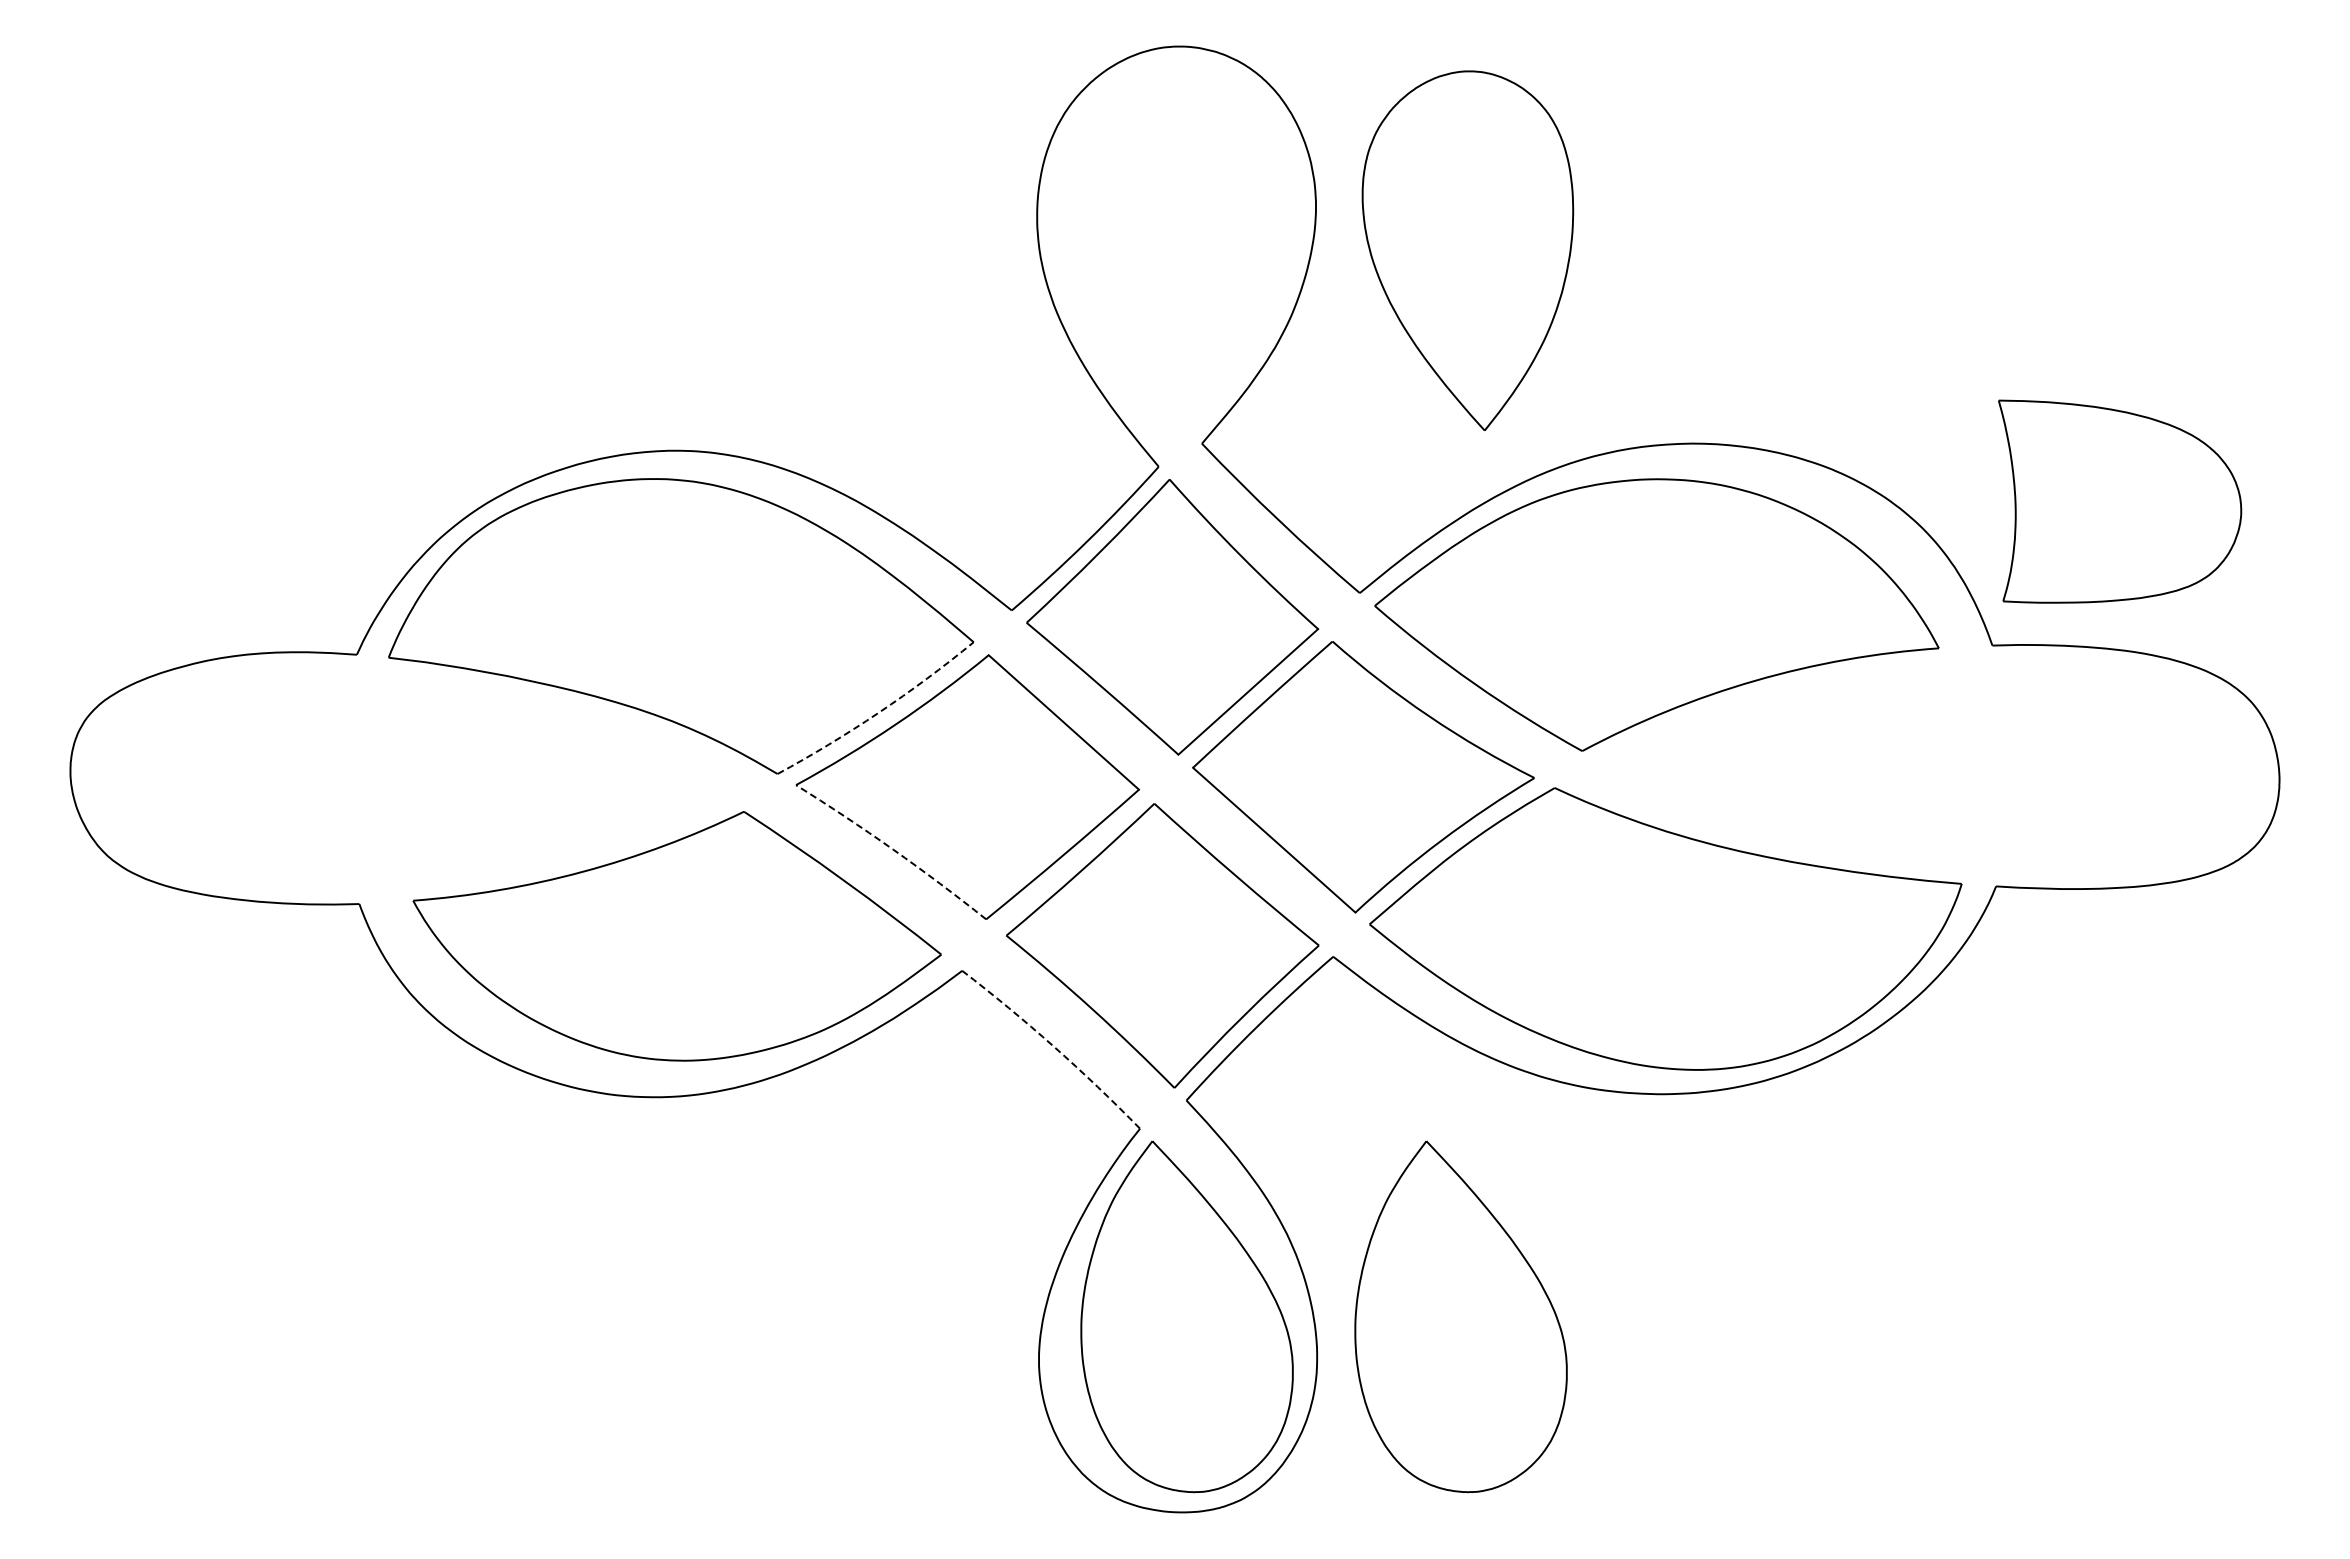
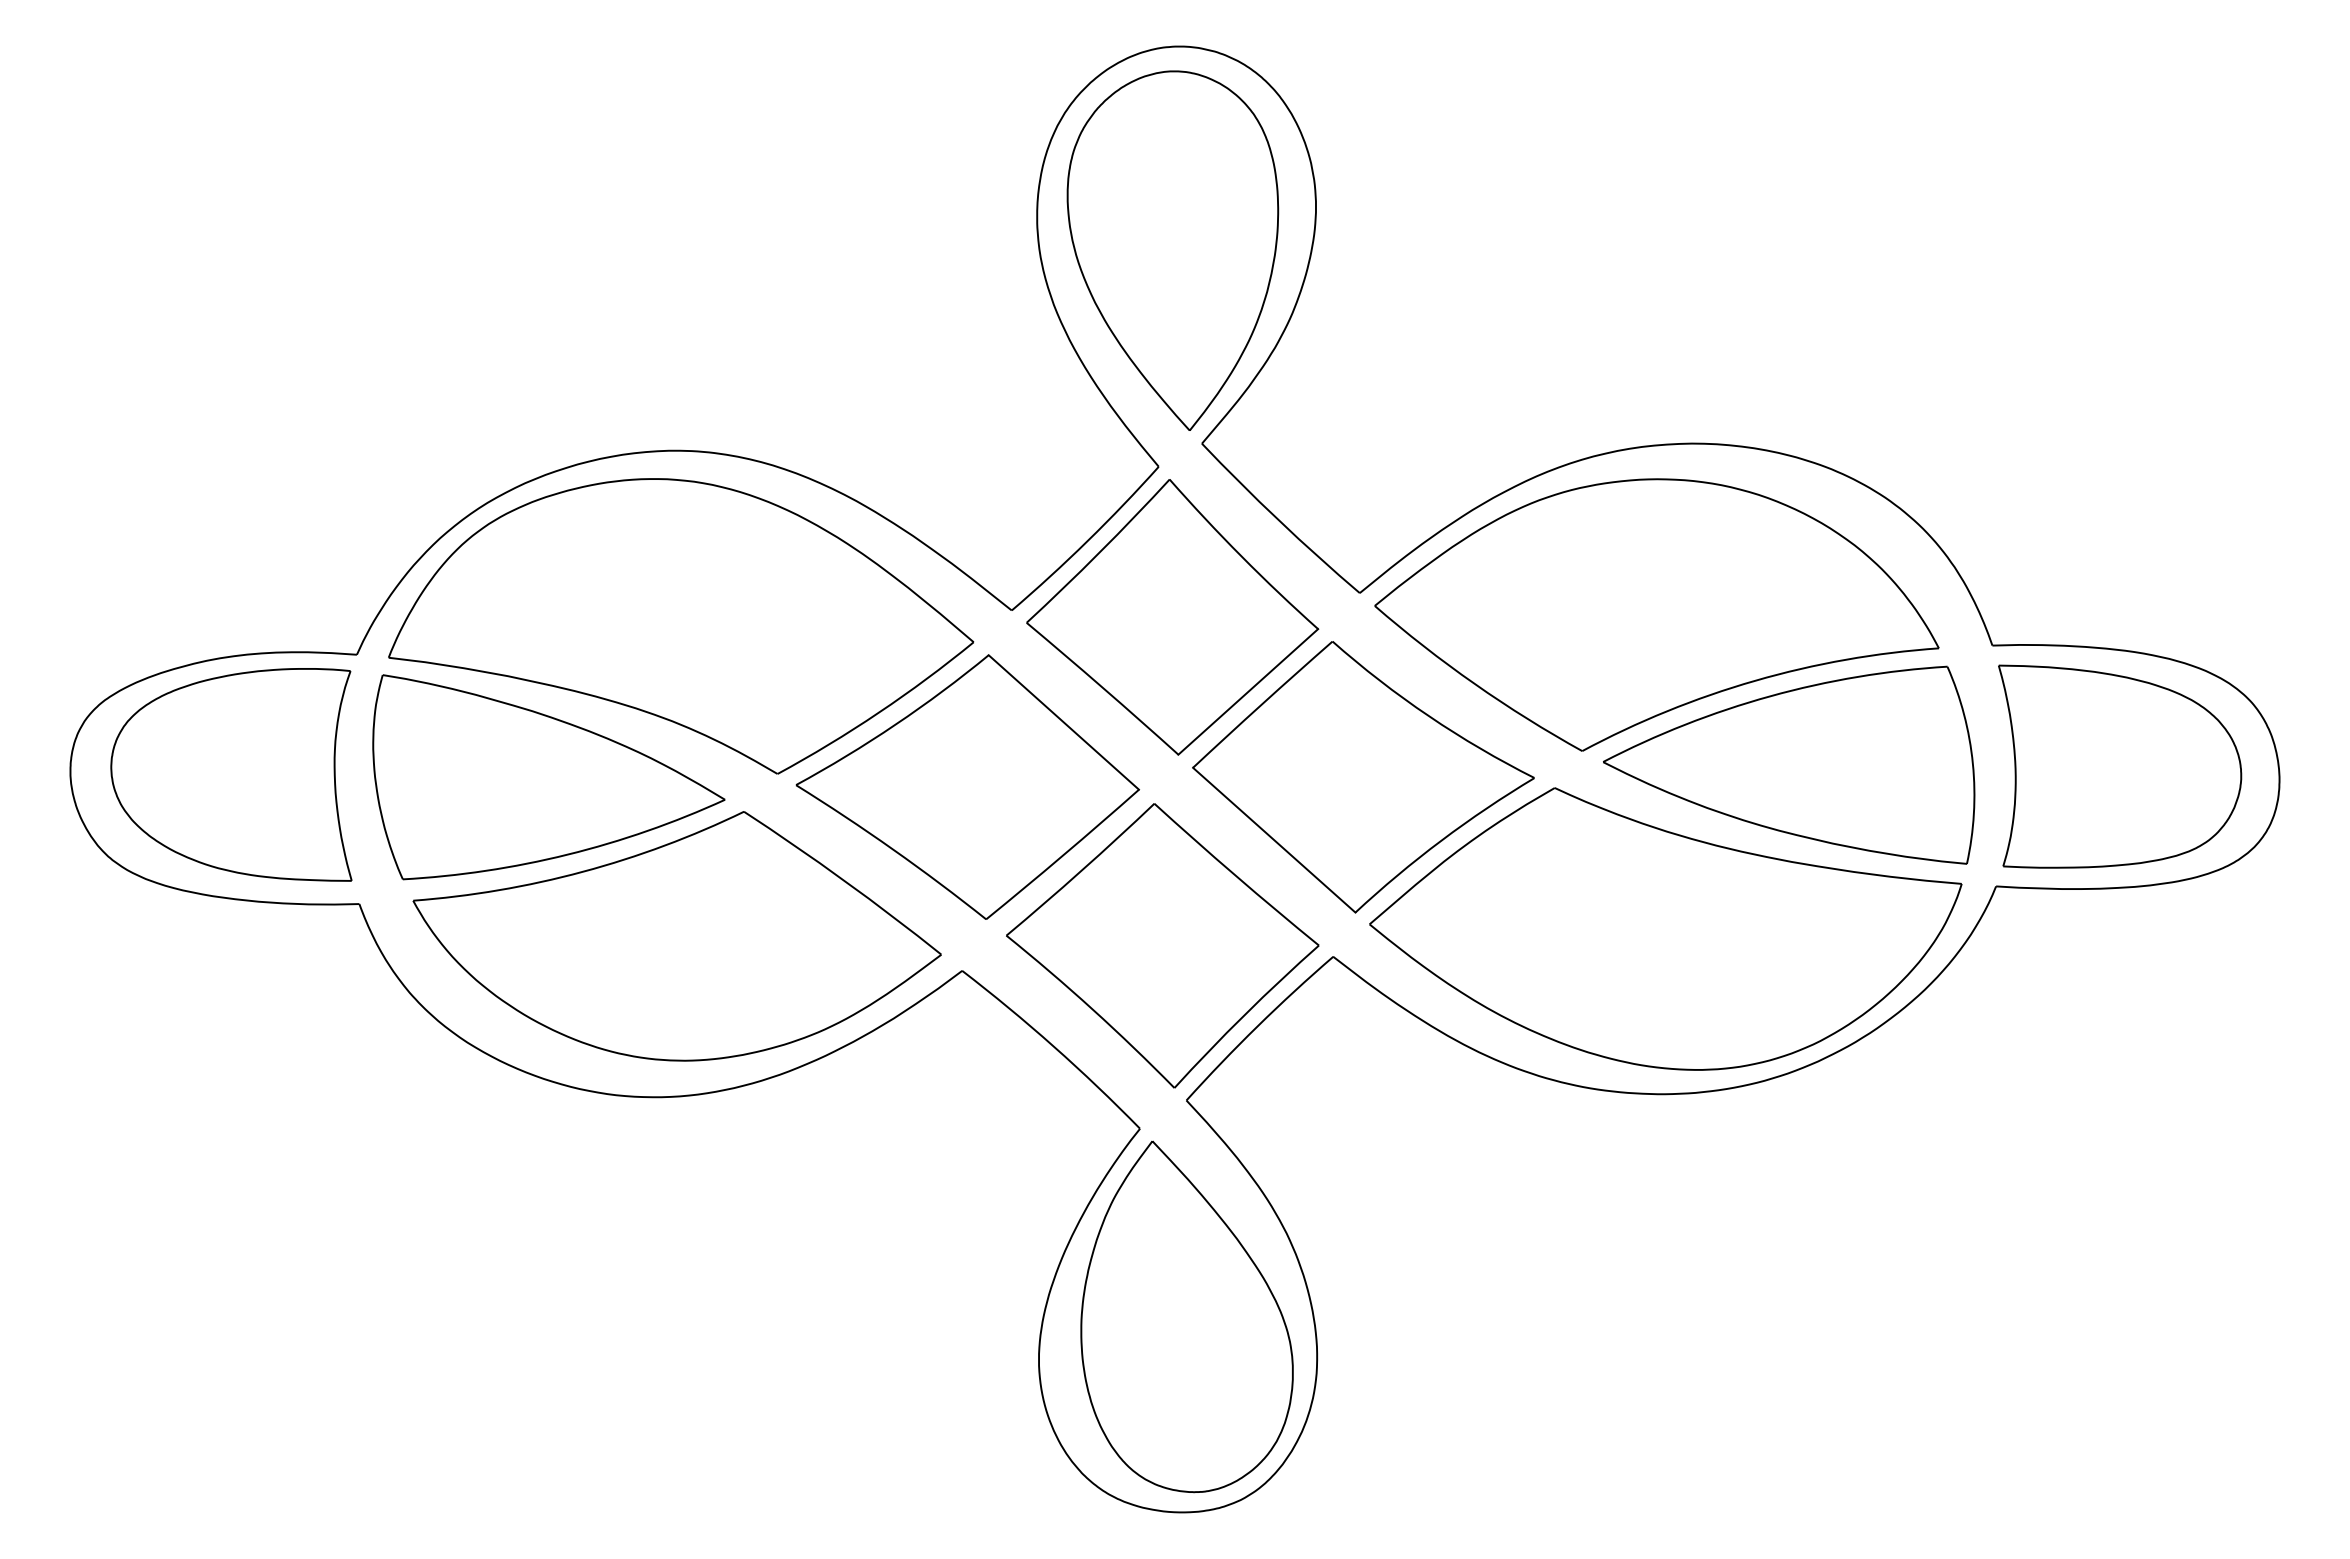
part position: (1467, 250) -> (1172, 250) (1172, 250)
part position: (2120, 501) -> (2120, 766) (2120, 766)
arc: dashed -> solid (878, 712)
part: none -> present (1789, 764)
part: none -> present (231, 774)
part: none -> present (548, 777)
arc: dashed -> solid (893, 849)
arc: dashed -> solid (1053, 1046)
part: present -> none (1460, 1316)
